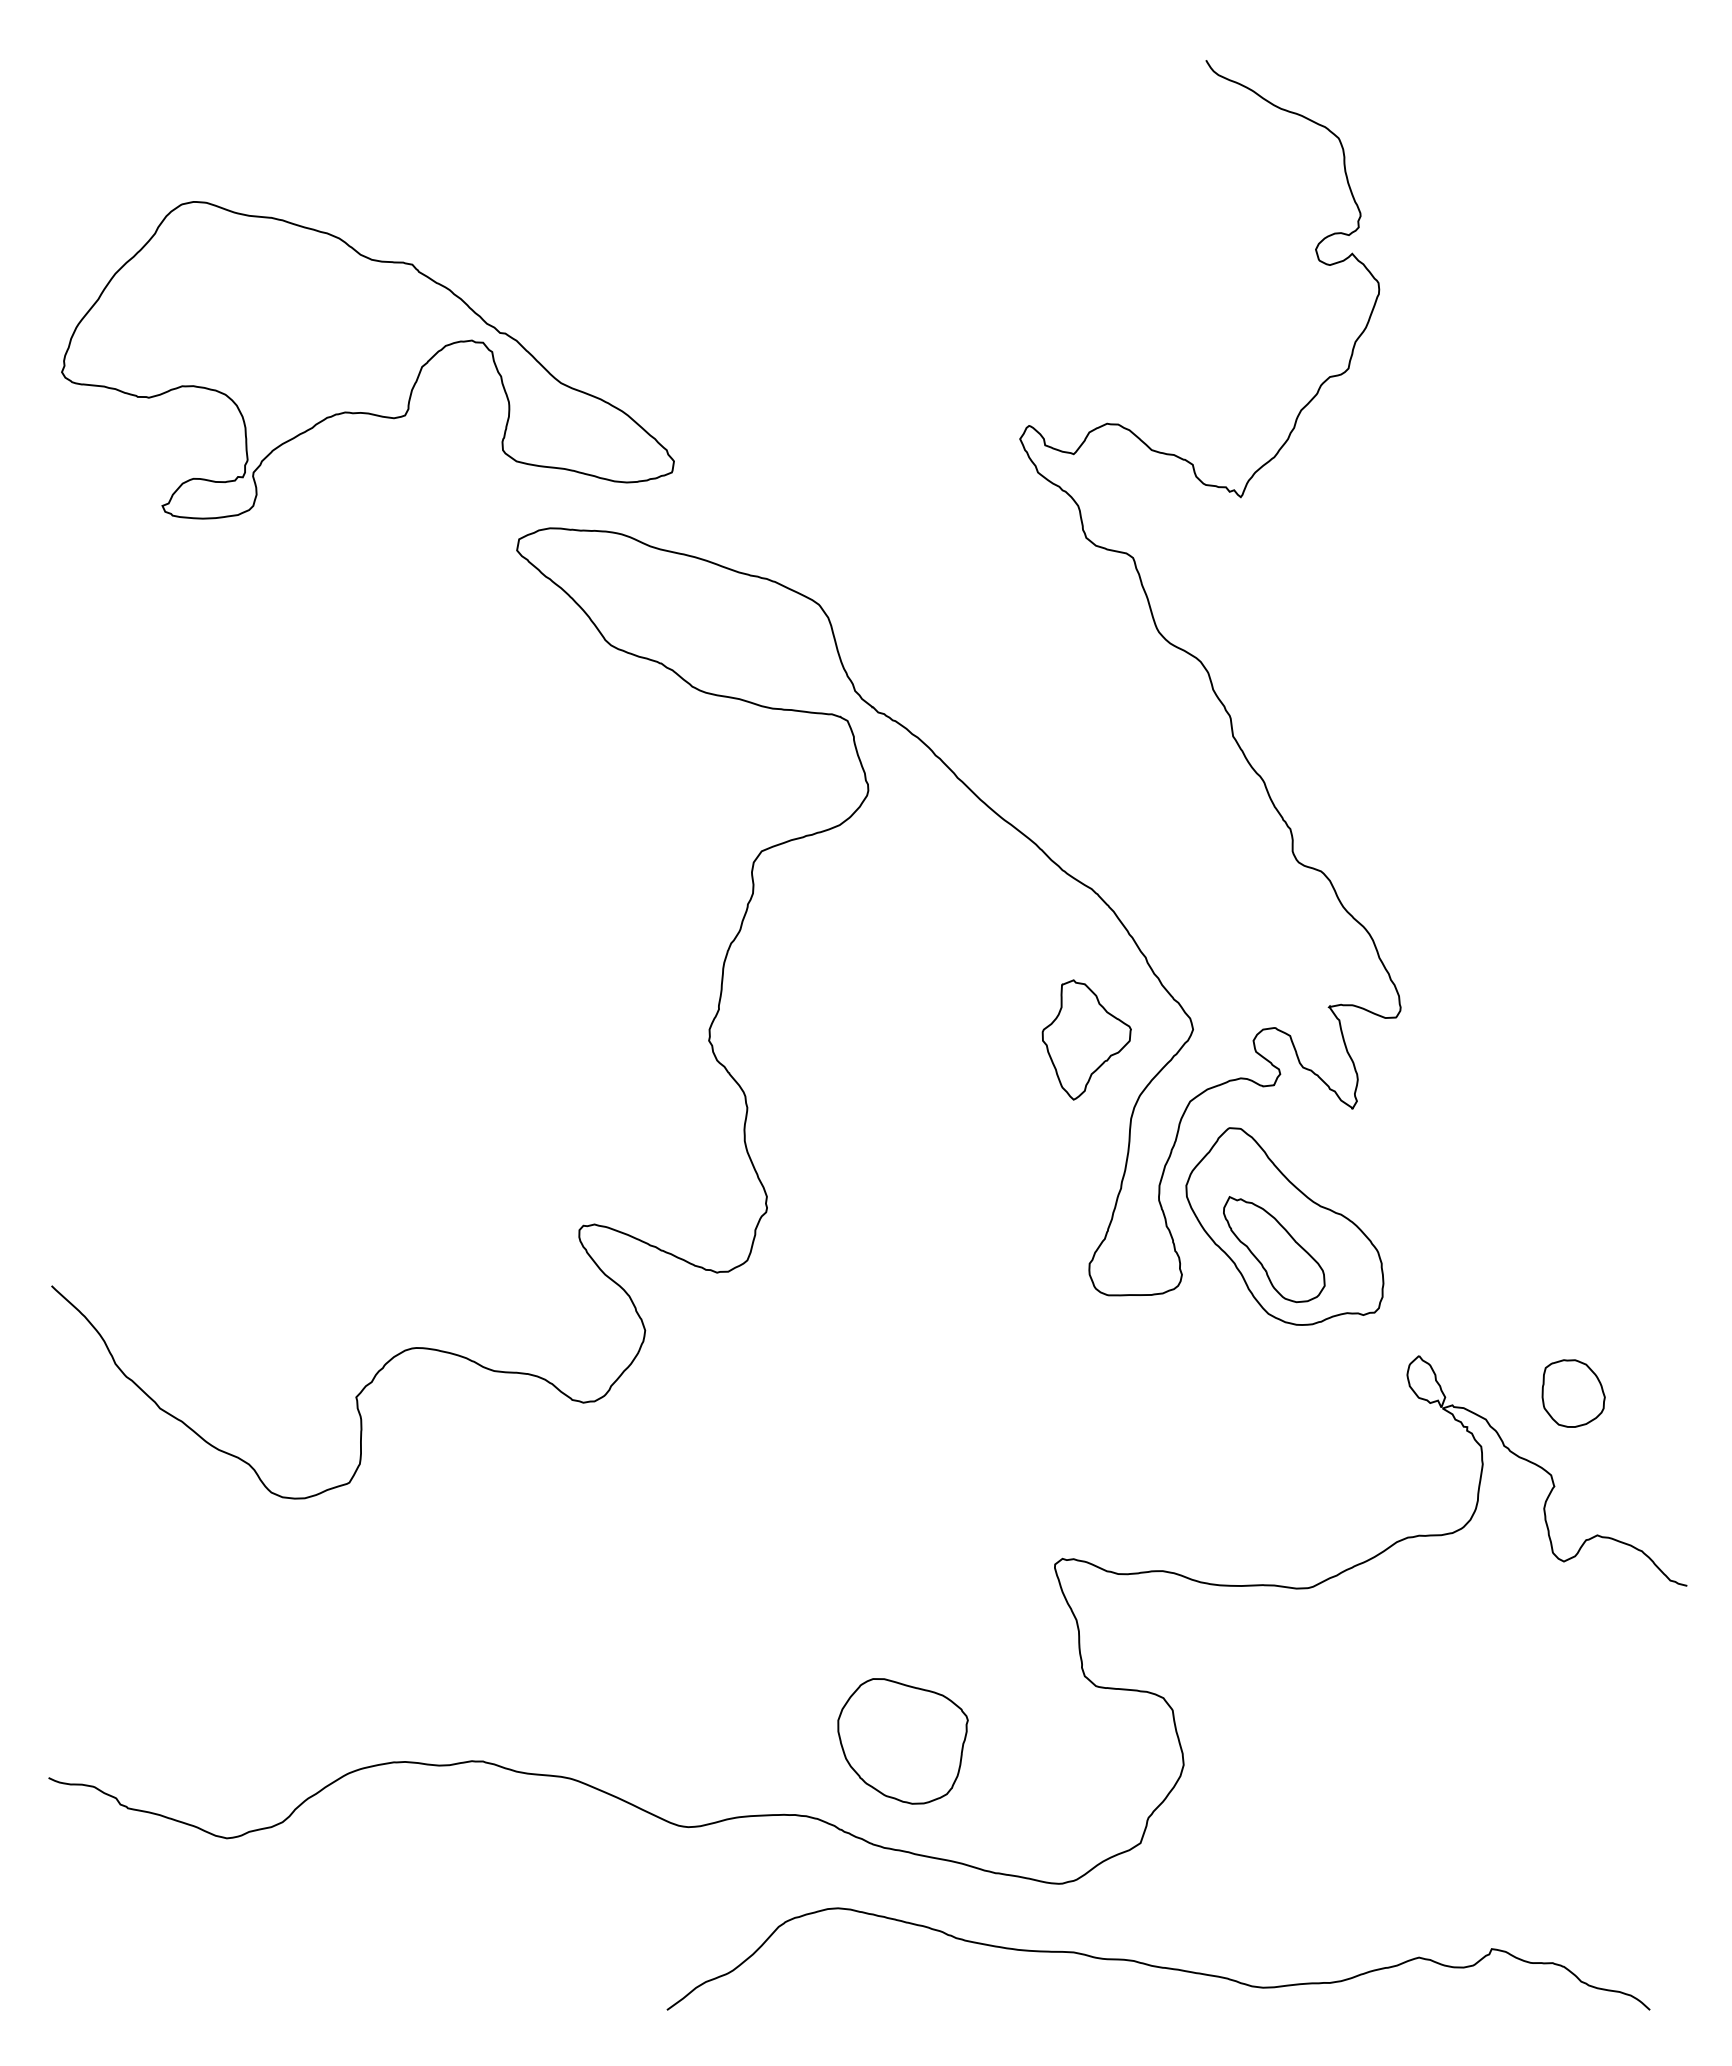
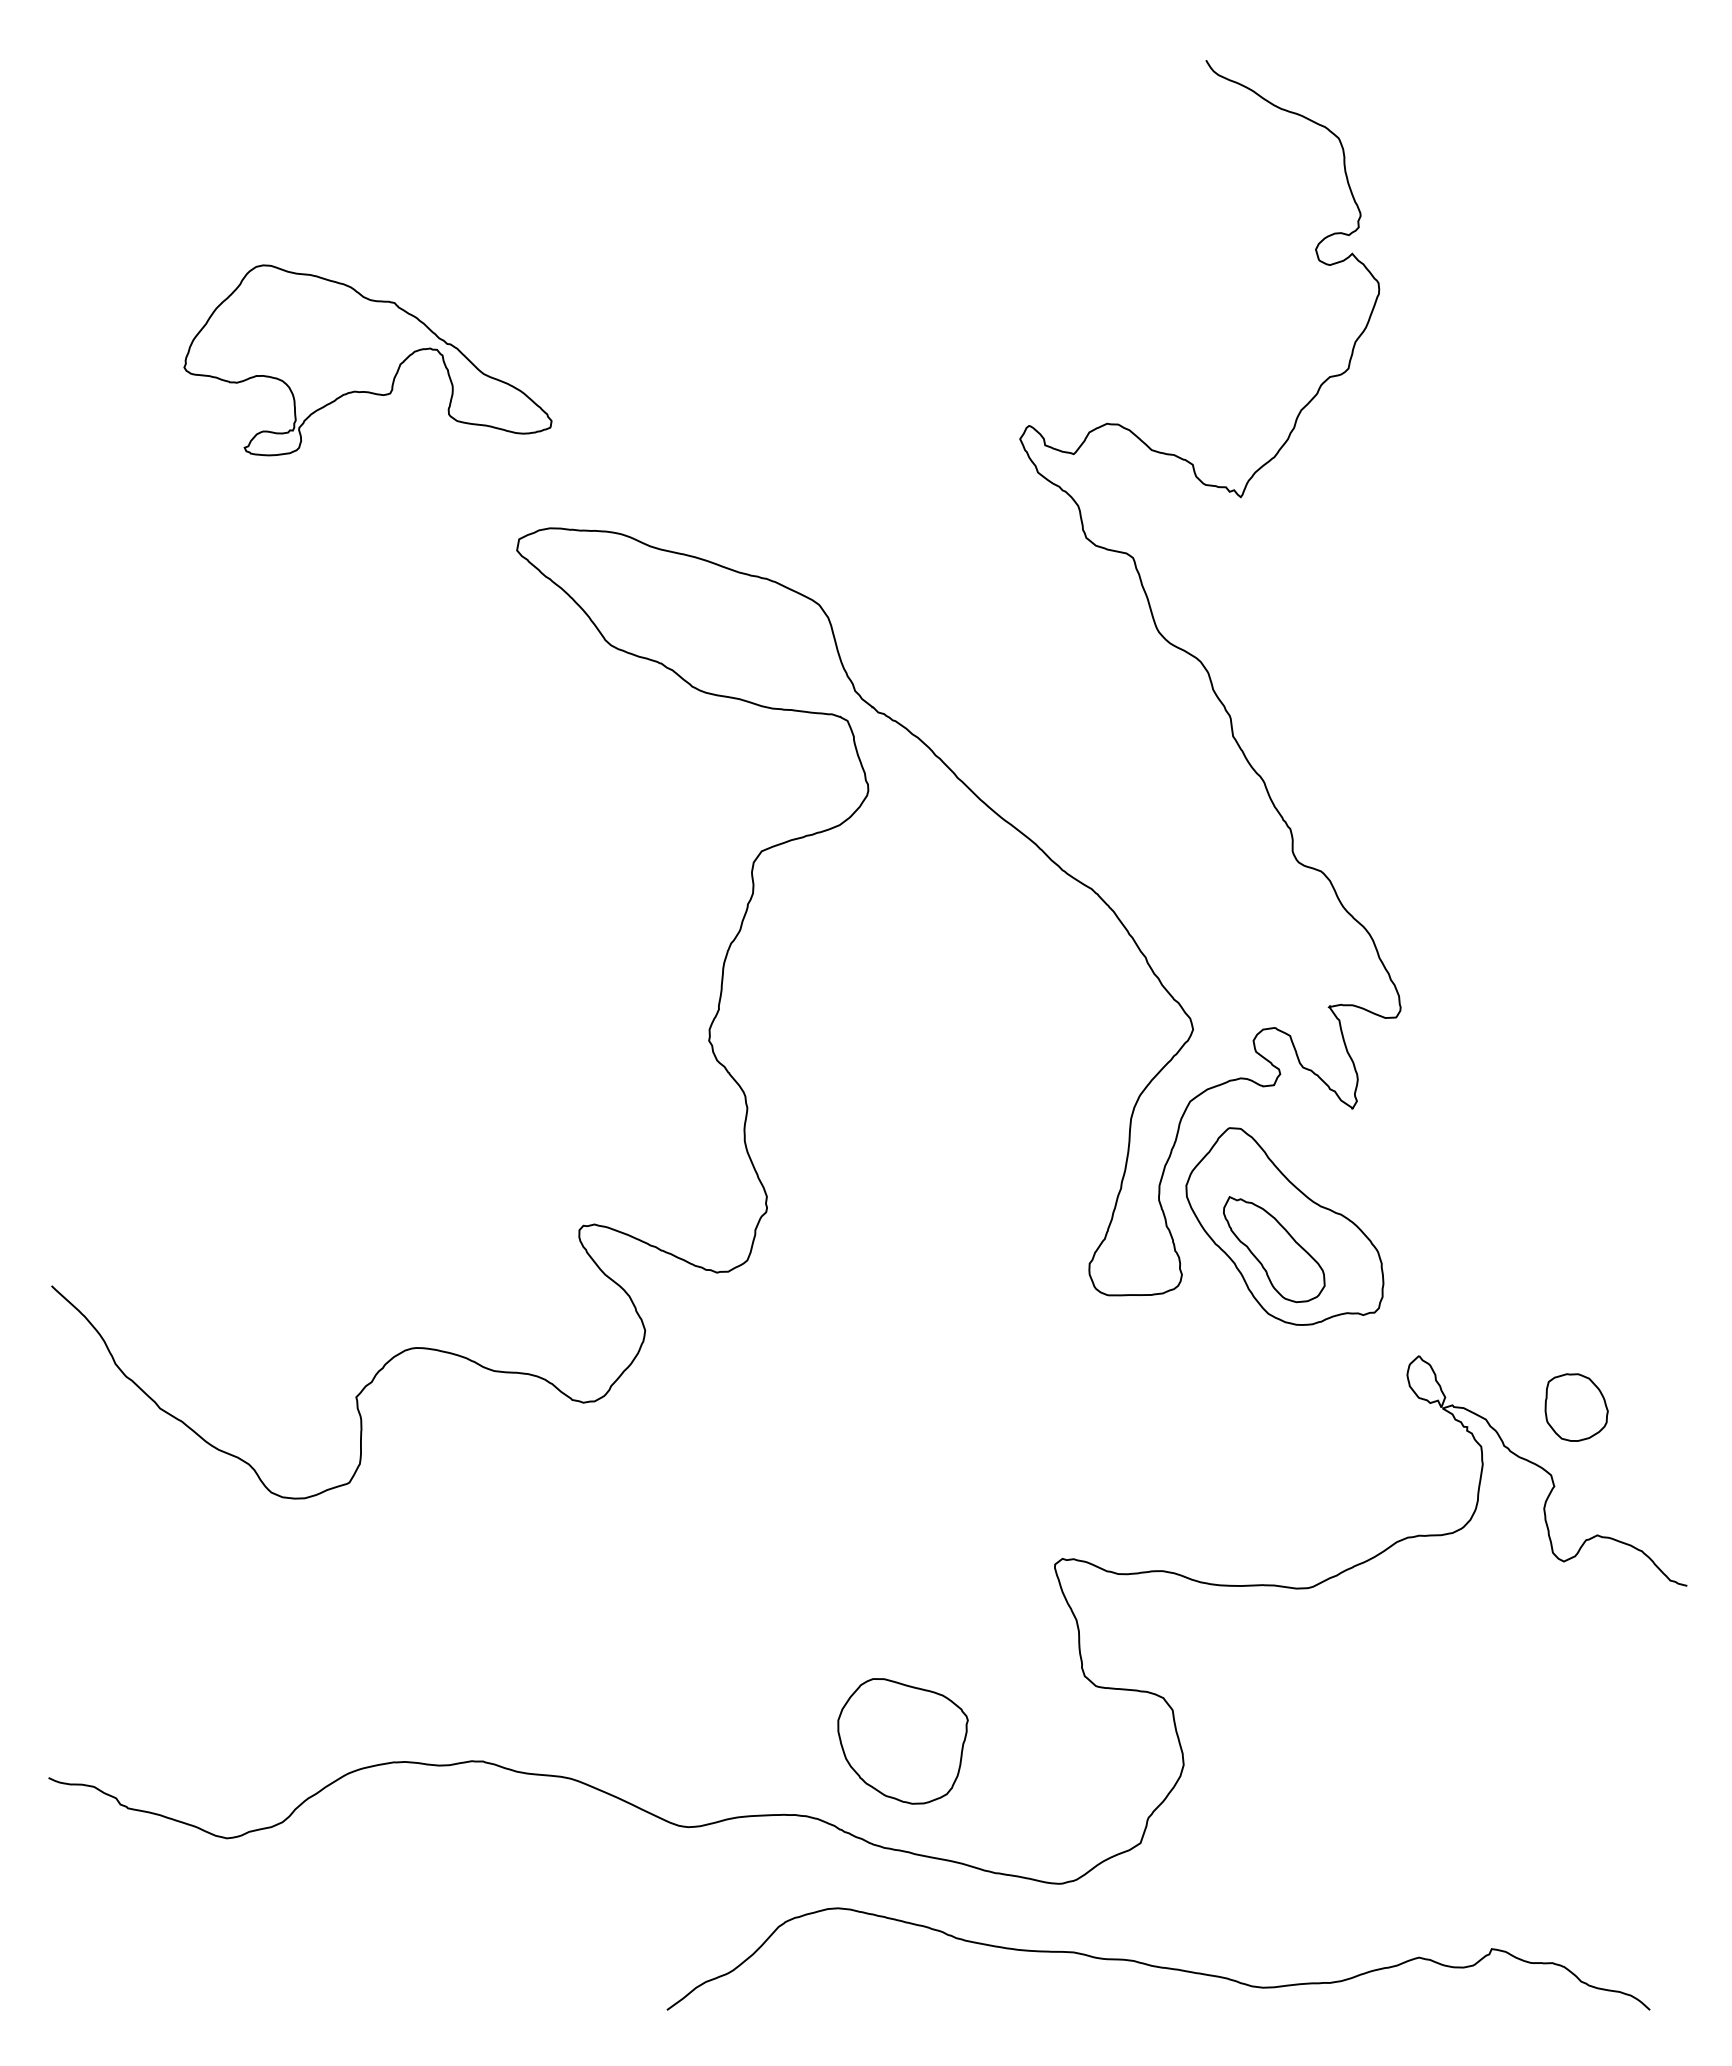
part size: 614x319 px -> 370x193 px (367, 360)
part: present -> none (1086, 1039)
part position: (1573, 1393) -> (1576, 1407) (1576, 1407)
